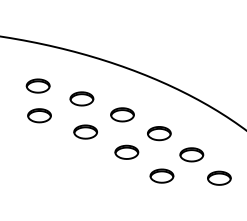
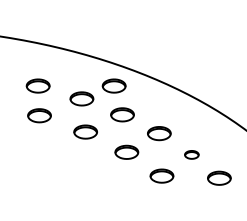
part: none -> present (113, 85)
part size: 26x16 px -> 16x10 px (191, 154)
